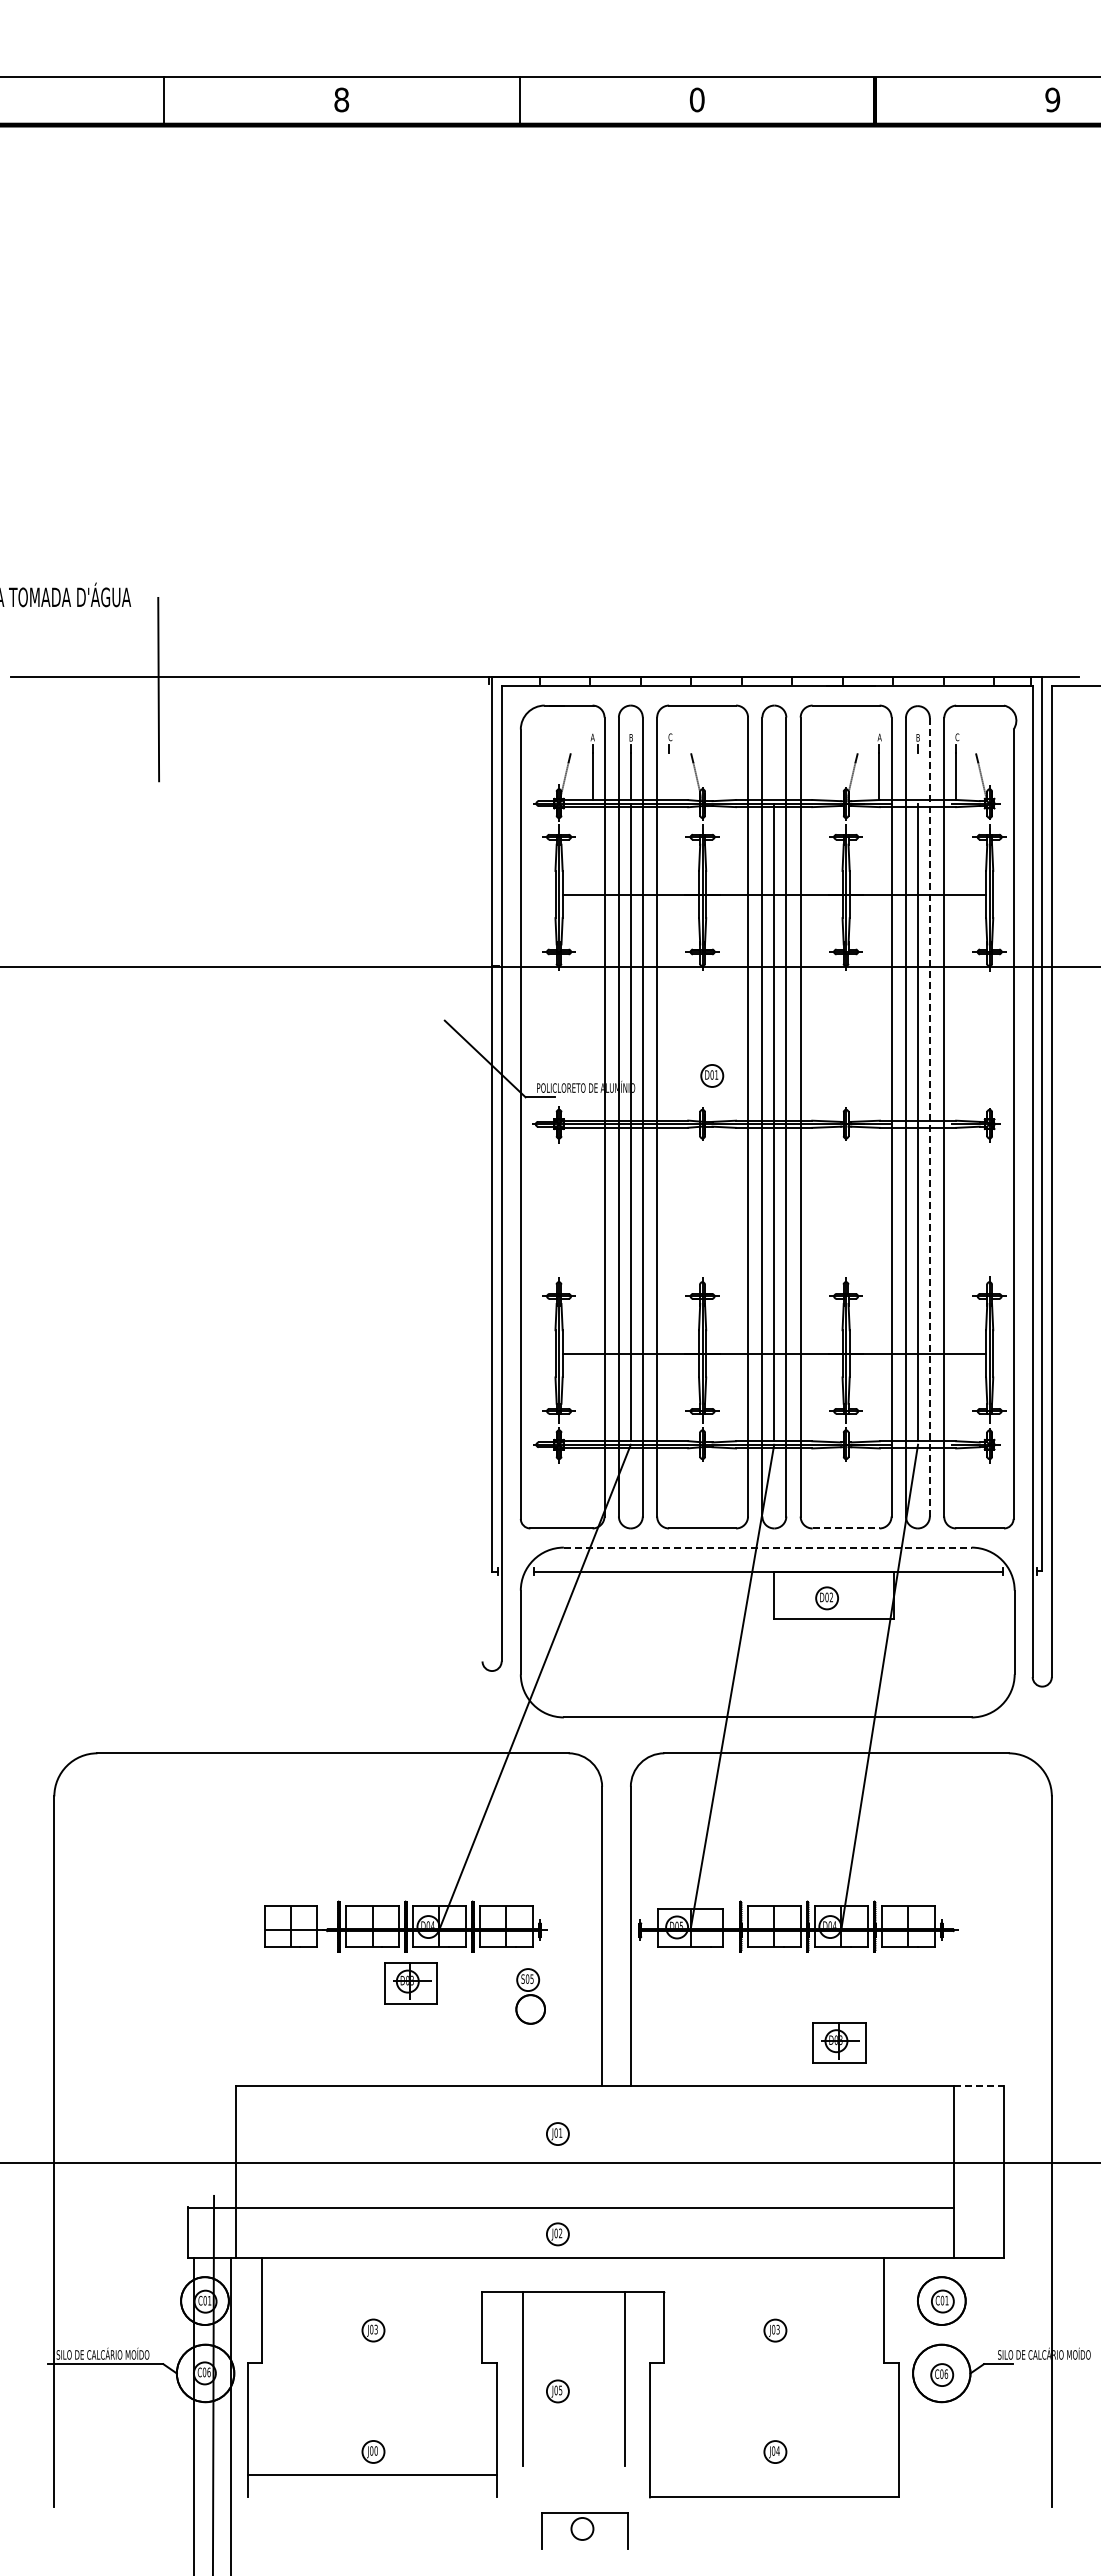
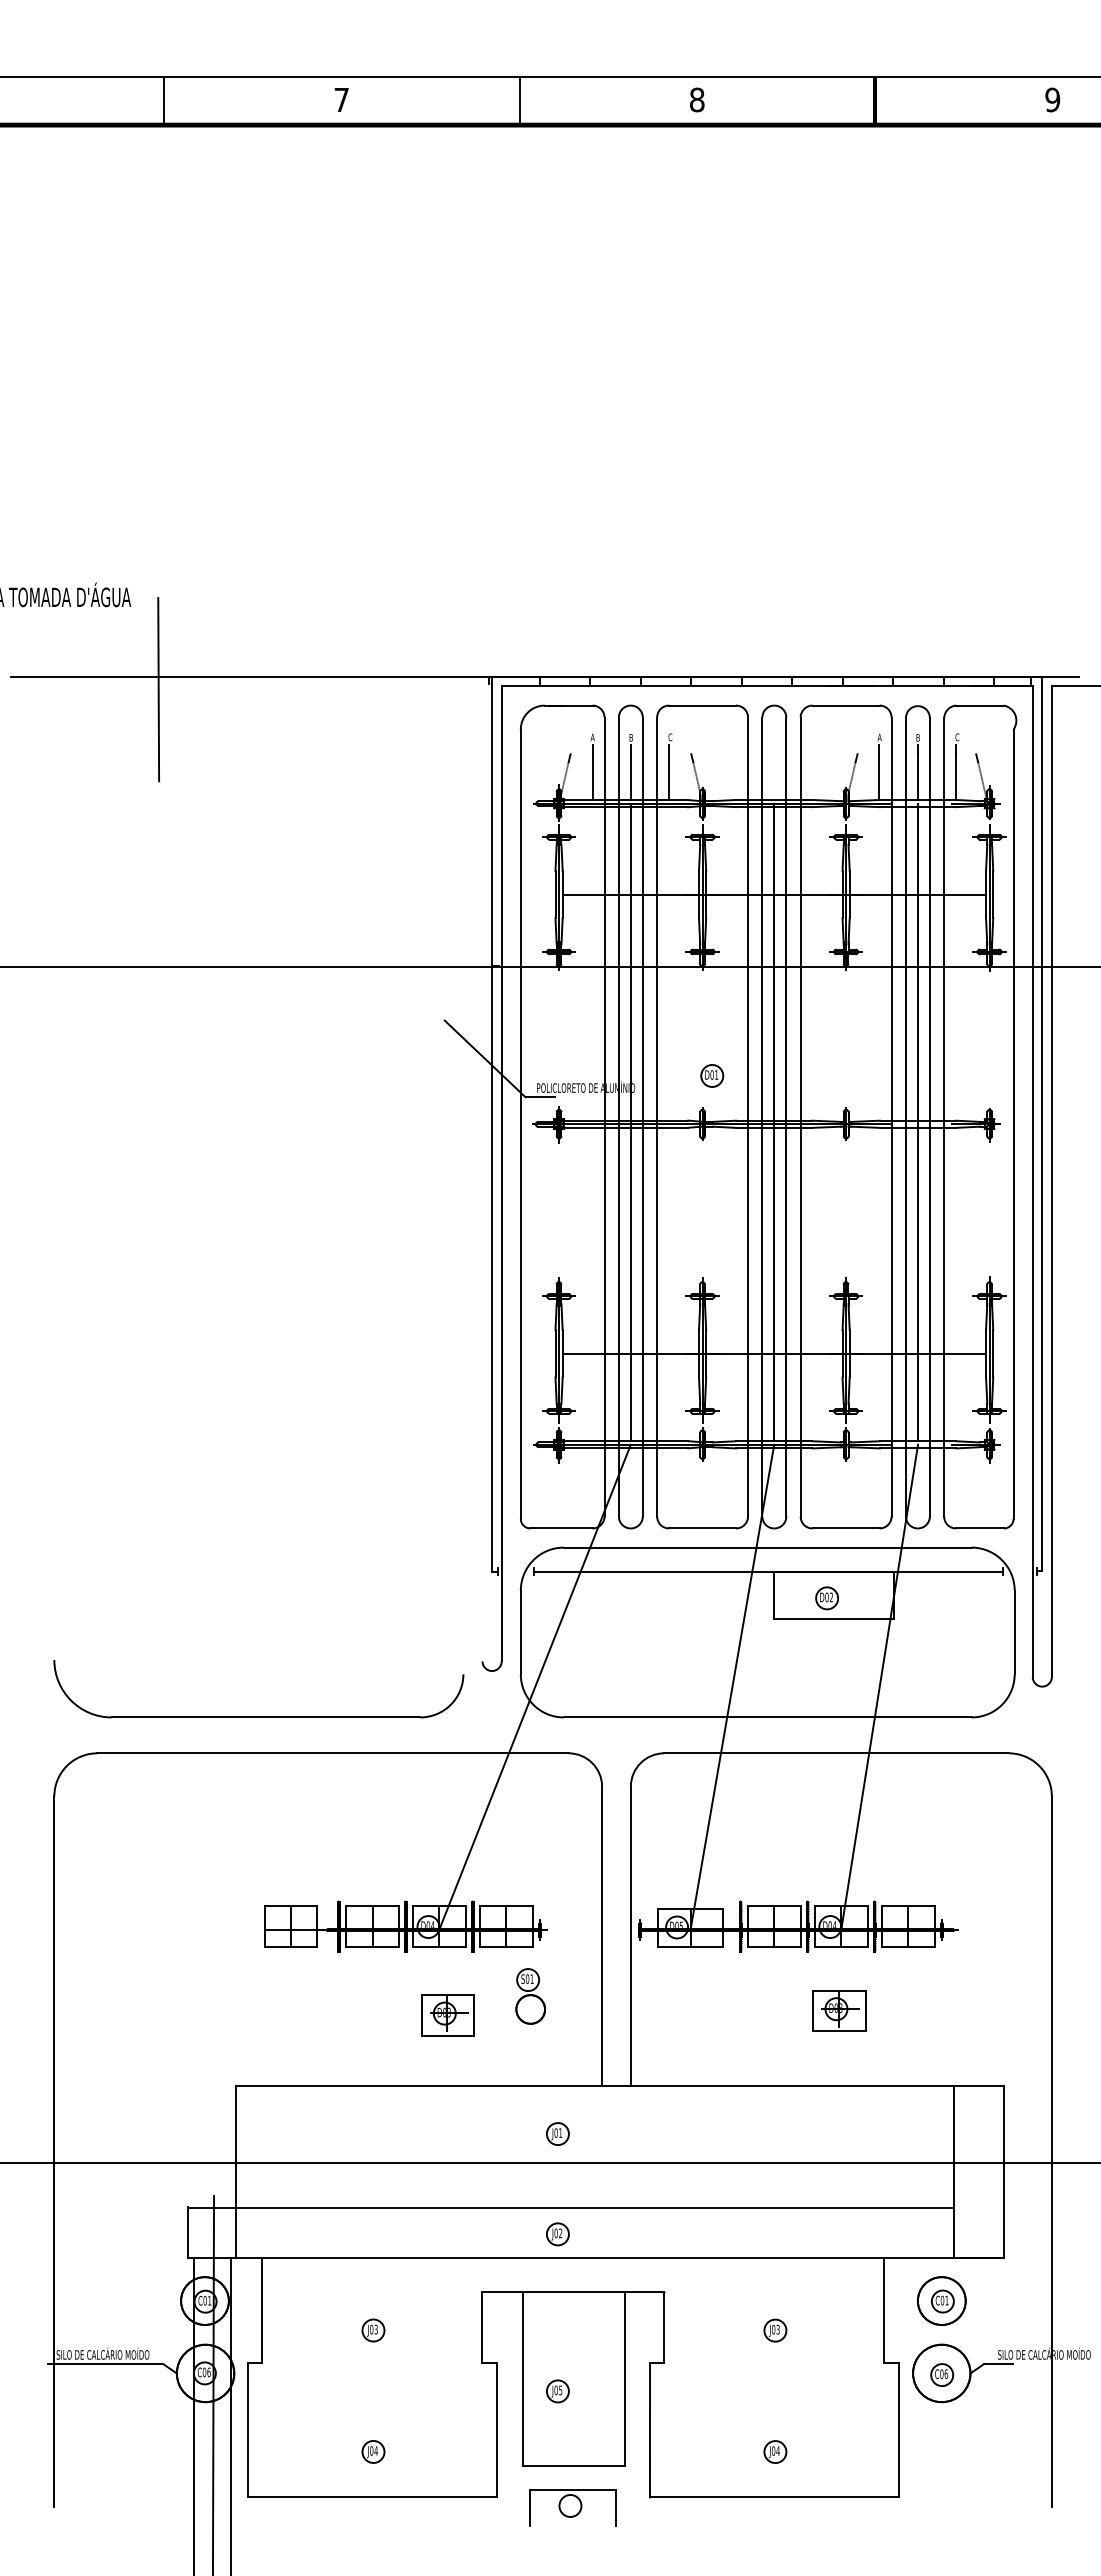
text: 8 -> 7 (341, 99)
text: 0 -> 8 (696, 100)
line: none -> present (669, 776)
line: none -> present (917, 776)
line: dashed -> solid (929, 1117)
line: dashed -> solid (846, 1528)
line: dashed -> solid (767, 1547)
part: none -> present (258, 1716)
text: S05 -> S01 (531, 1978)
part position: (410, 1983) -> (447, 2015) (447, 2015)
part position: (839, 2042) -> (839, 2010) (839, 2010)
line: dashed -> solid (979, 2085)
text: J00 -> J04 (375, 2450)
line: none -> present (573, 2466)
line position: (372, 2475) -> (372, 2497) (372, 2497)
part position: (584, 2530) -> (572, 2507) (572, 2507)
